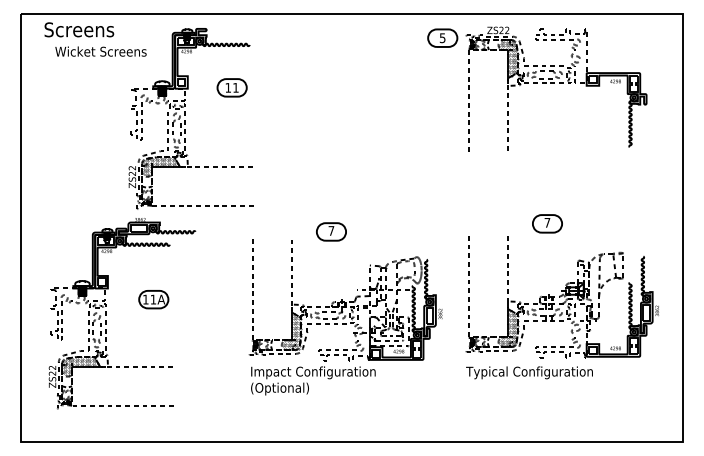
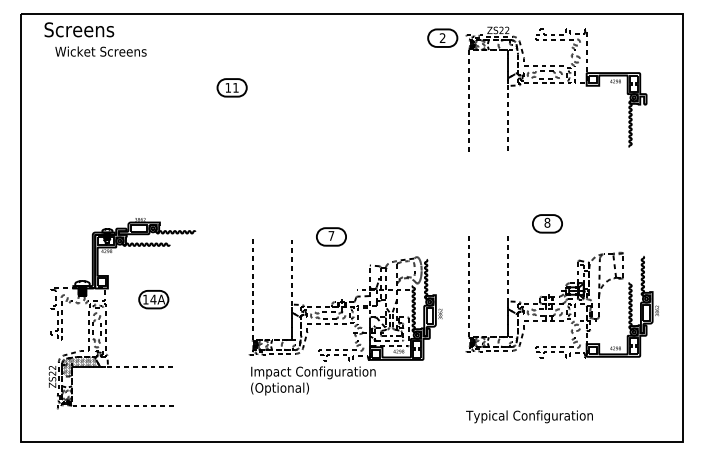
text: 5 -> 2 (442, 38)
hatch: present -> none (508, 58)
part: present -> none (190, 118)
text: 7 -> 8 (547, 222)
part position: (331, 231) -> (331, 236) (331, 236)
text: 11A -> 14A (153, 299)
hatch: present -> none (508, 328)
hatch: present -> none (291, 331)
text position: (529, 372) -> (529, 416) (529, 416)
